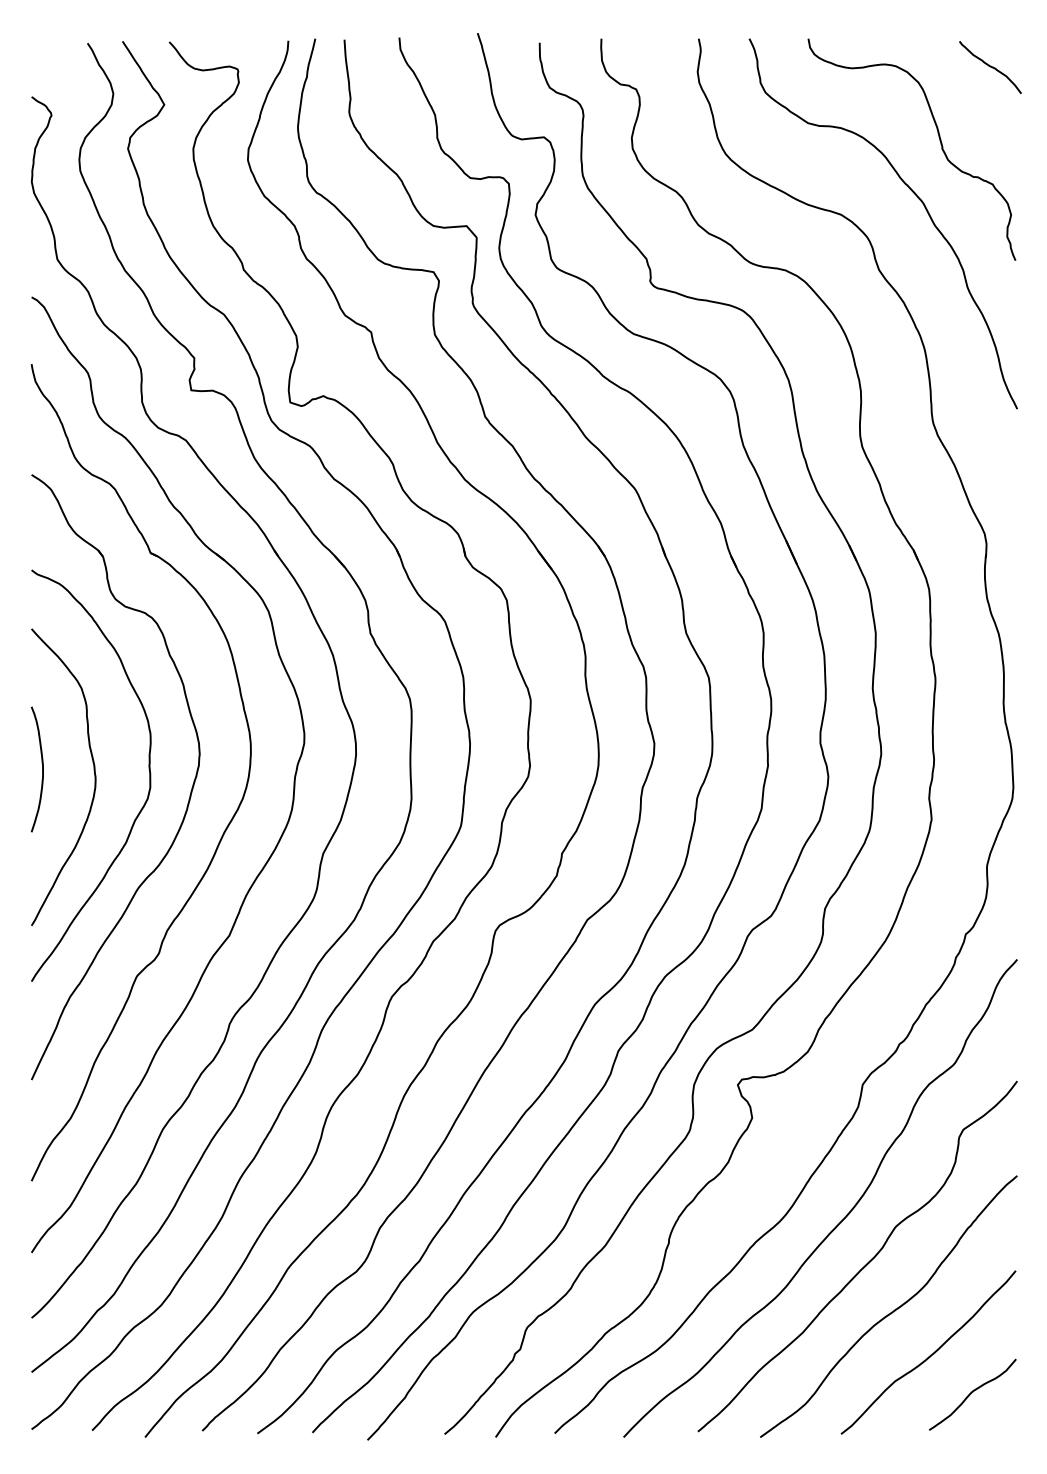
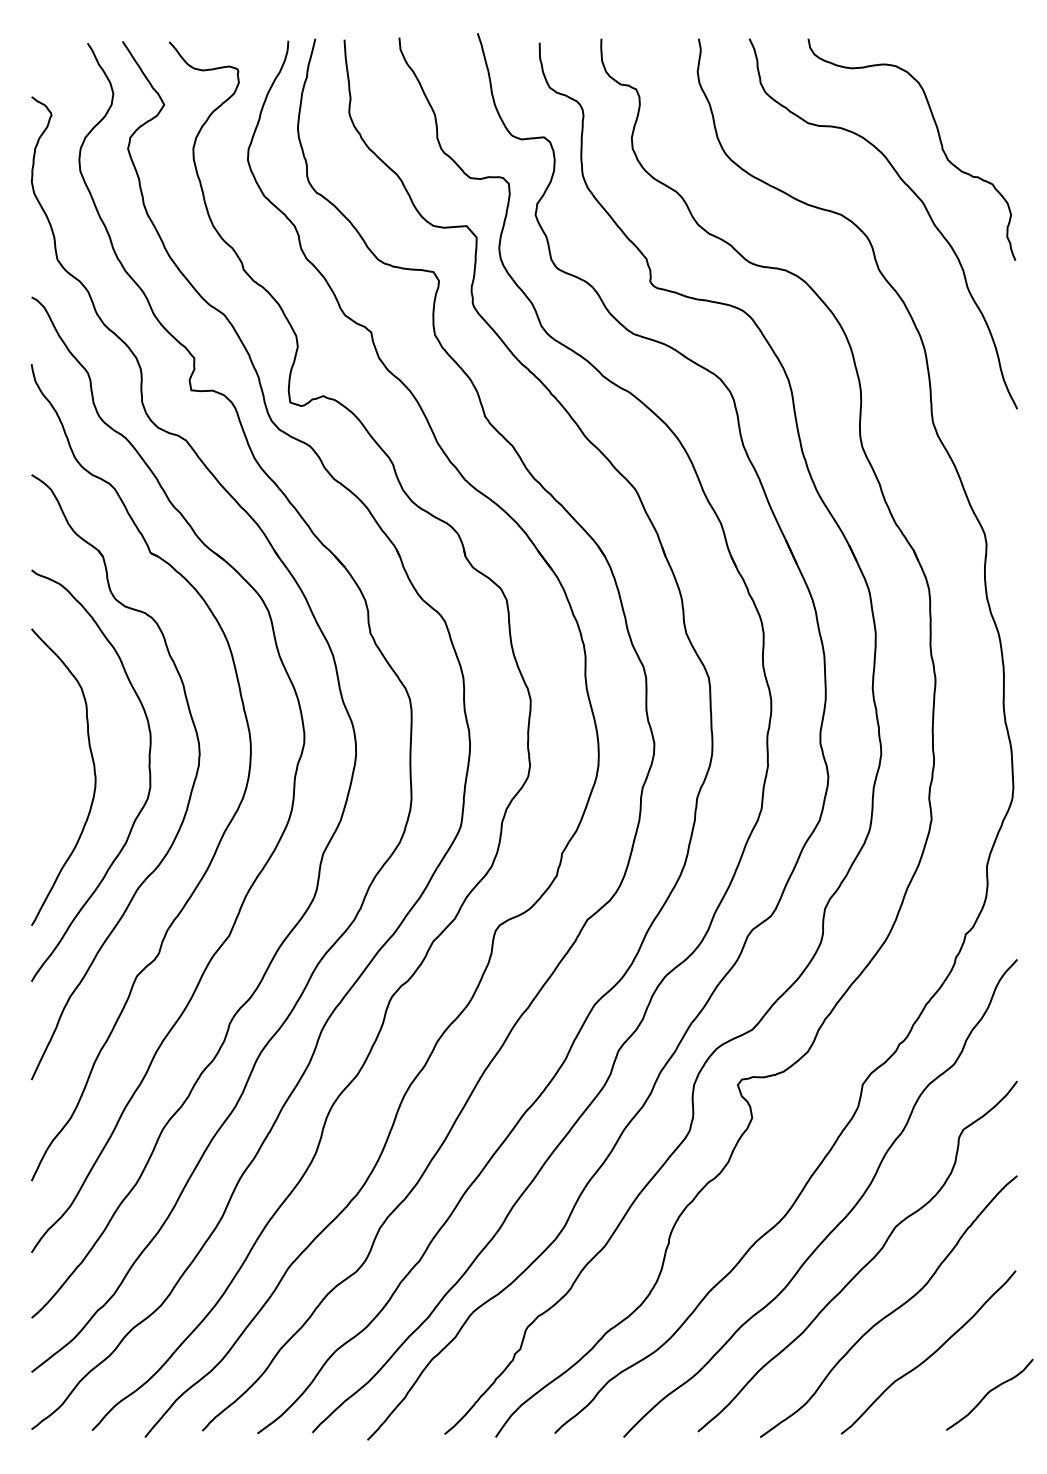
curve: present -> none (990, 67)
curve: present -> none (42, 769)
curve position: (972, 1393) -> (989, 1393) (989, 1393)
